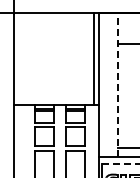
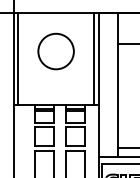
circle: none -> present (55, 51)
line: none -> present (17, 58)
line: dashed -> solid (117, 84)
line: dashed -> solid (121, 164)
